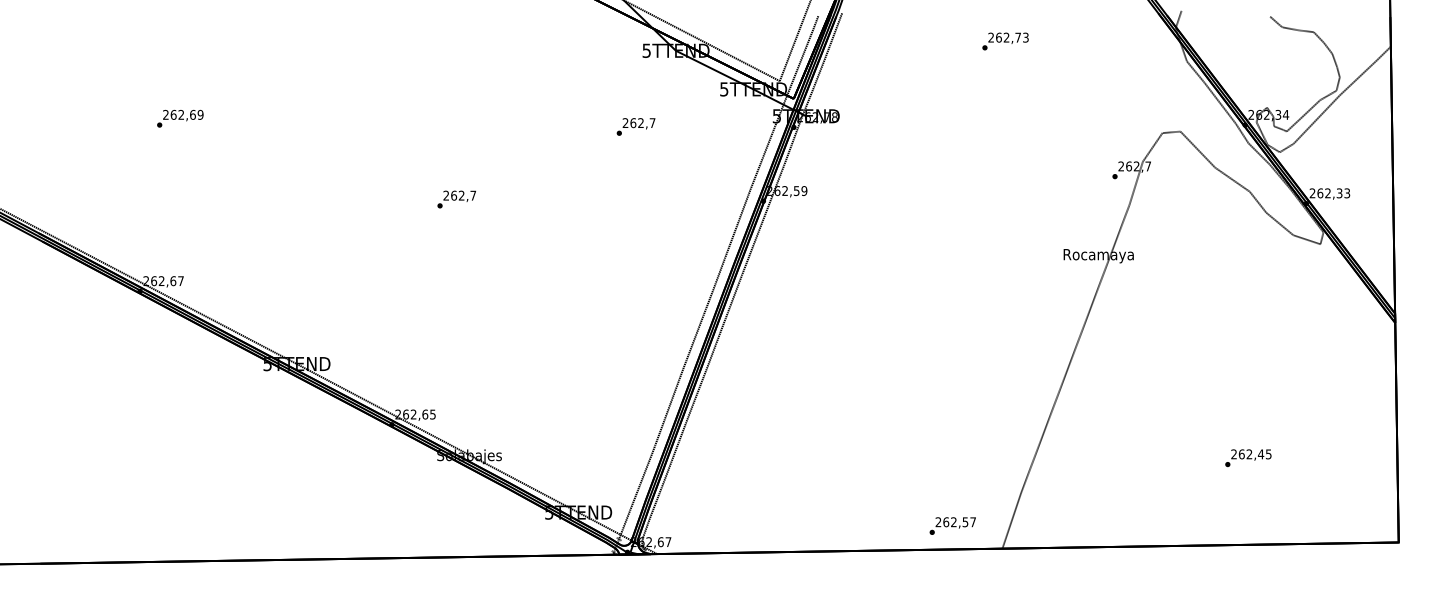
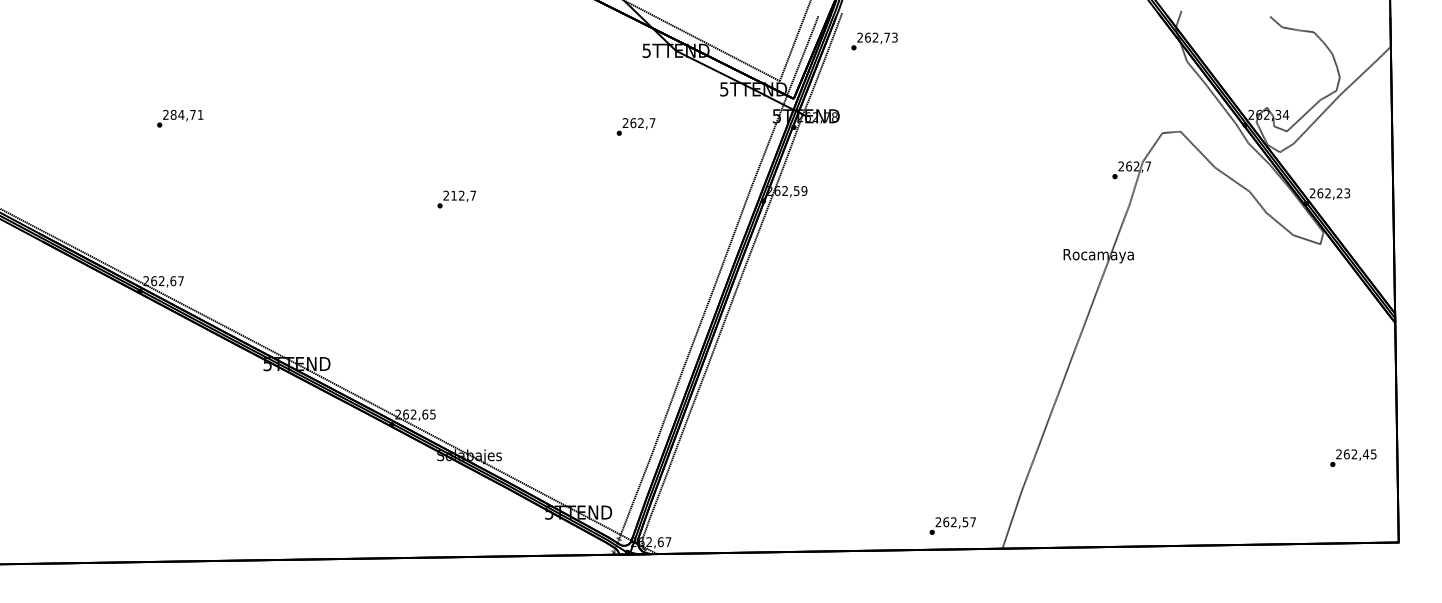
text position: (1005, 41) -> (874, 41) (874, 41)
text: 262,69 -> 284,71 (186, 114)
text: 262,33 -> 262,23 (1339, 193)
text: 262,7 -> 212,7 (454, 195)
text position: (1248, 458) -> (1353, 458) (1353, 458)
